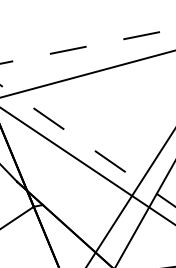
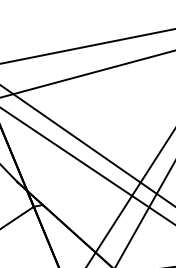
line: dashed -> solid (88, 46)
line: dashed -> solid (87, 146)
